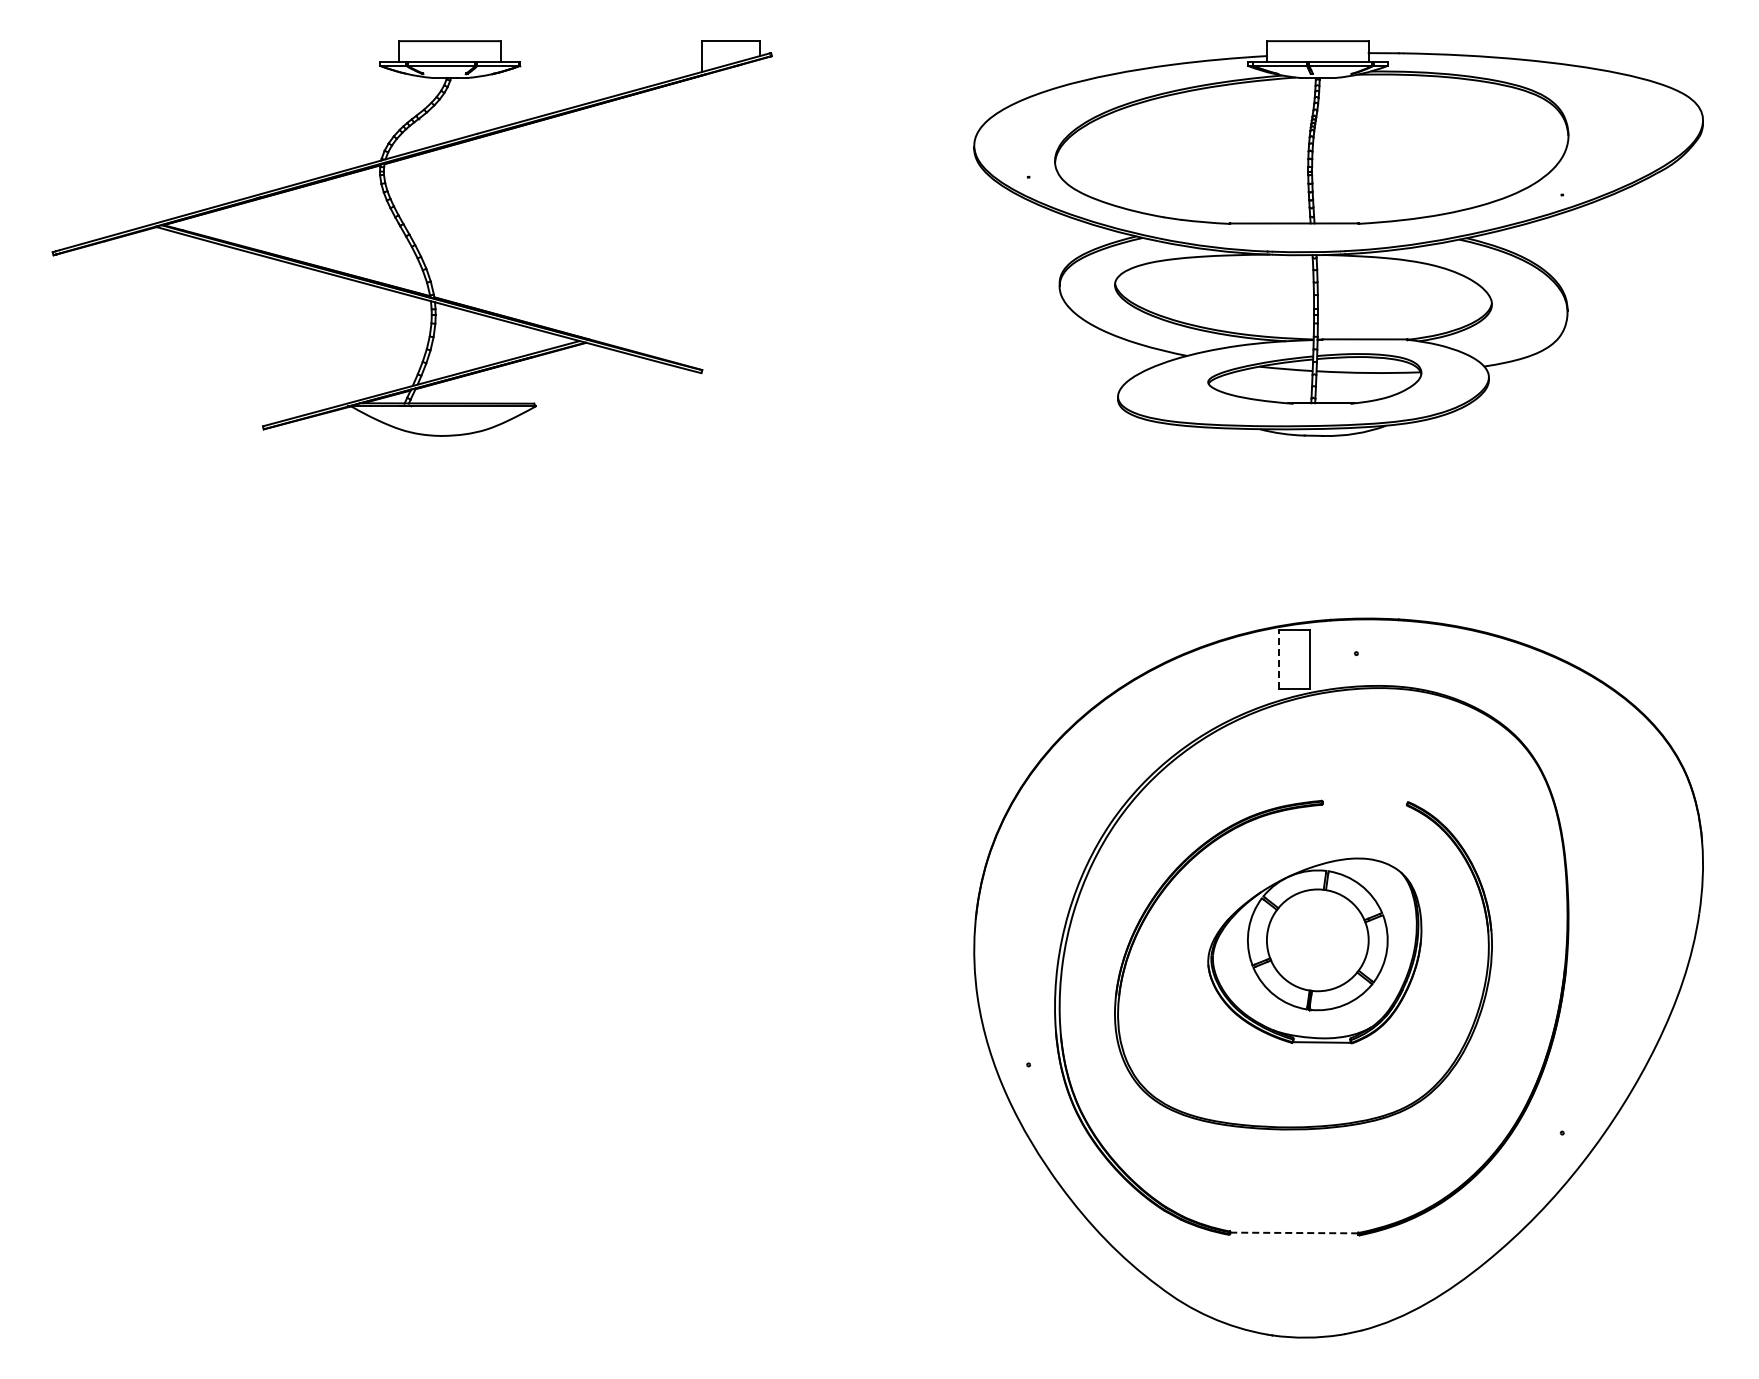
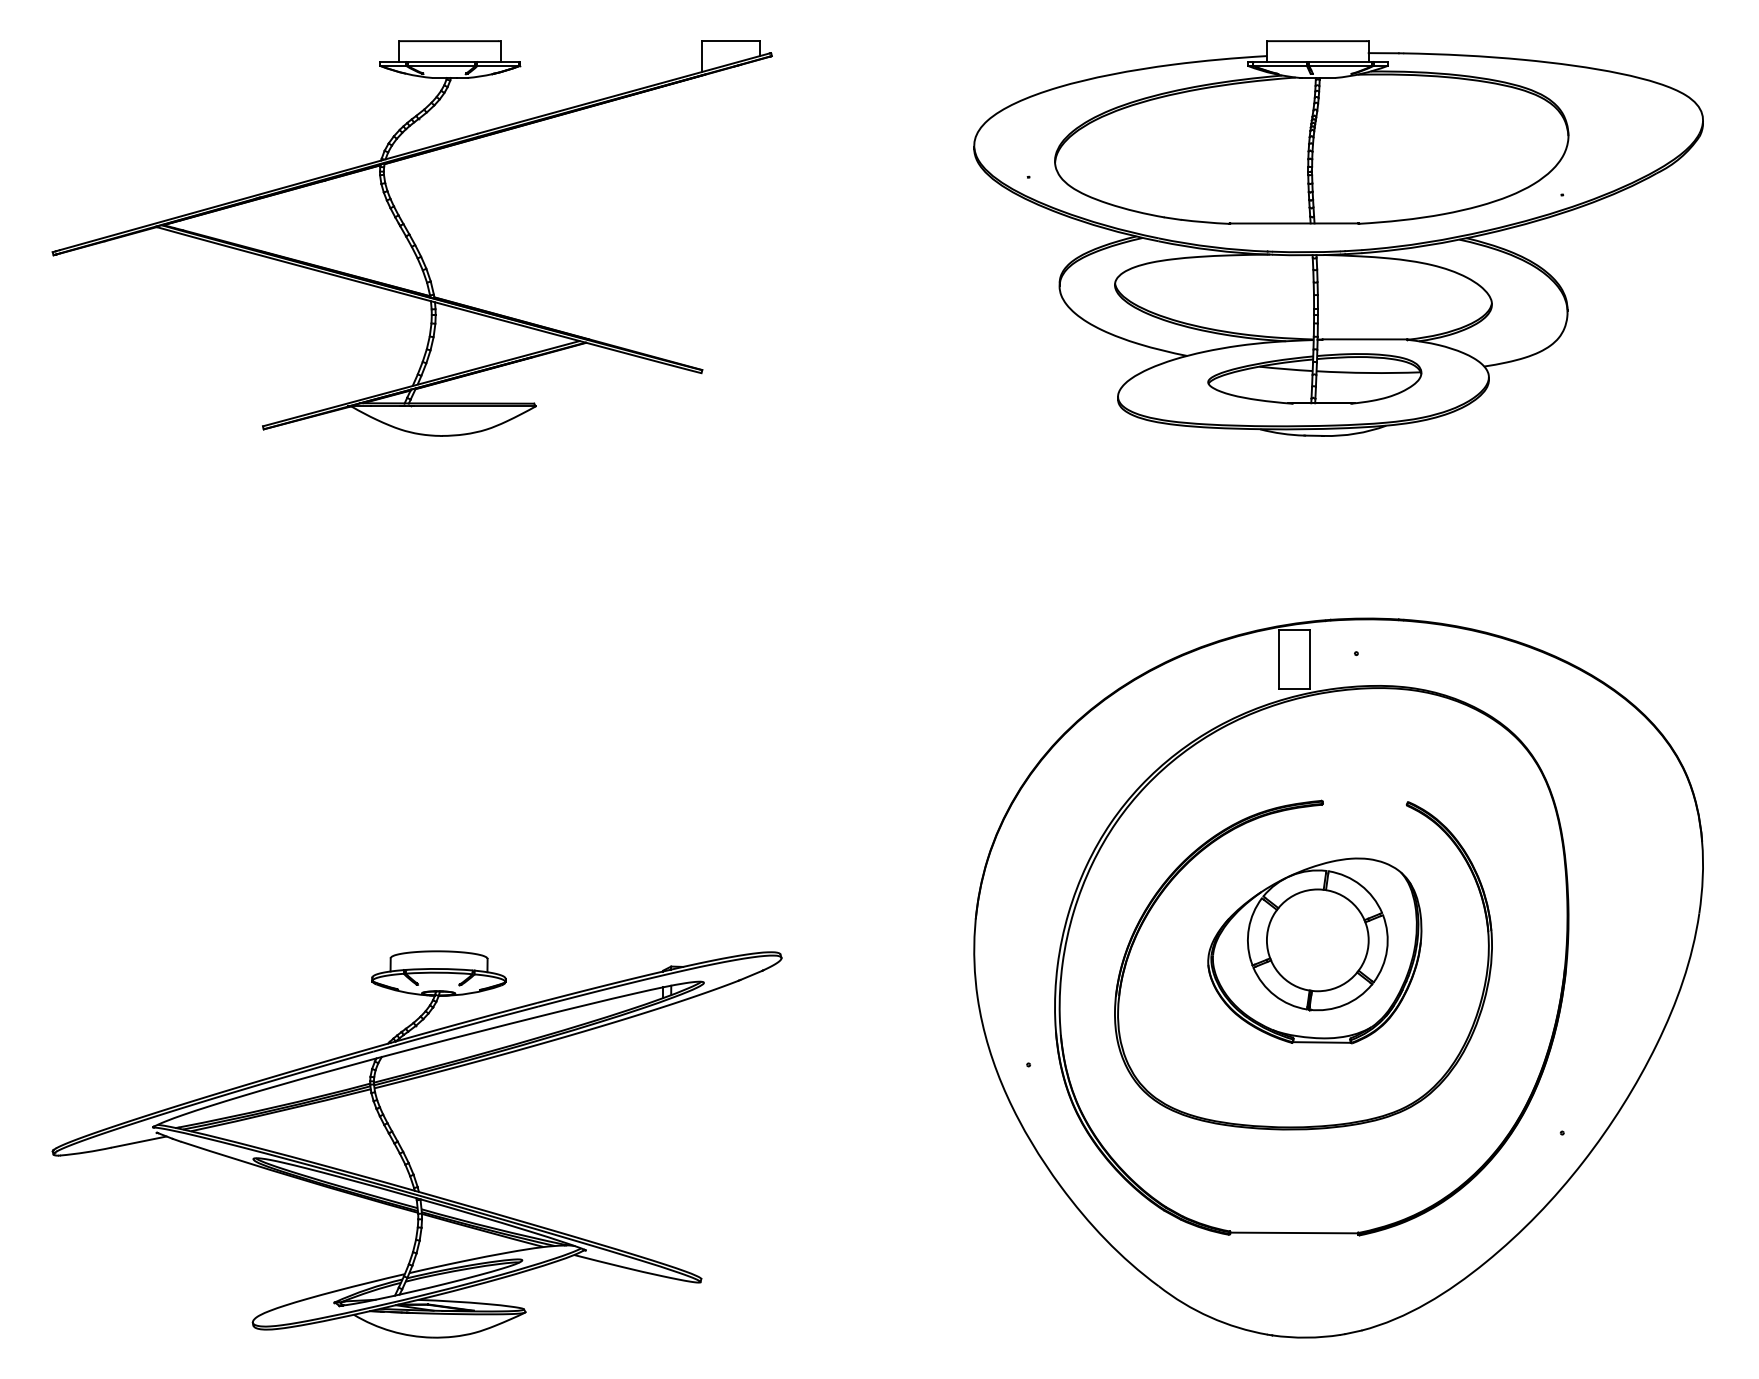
line: dashed -> solid (1278, 659)
part: none -> present (404, 1151)
line: dashed -> solid (1293, 1232)
